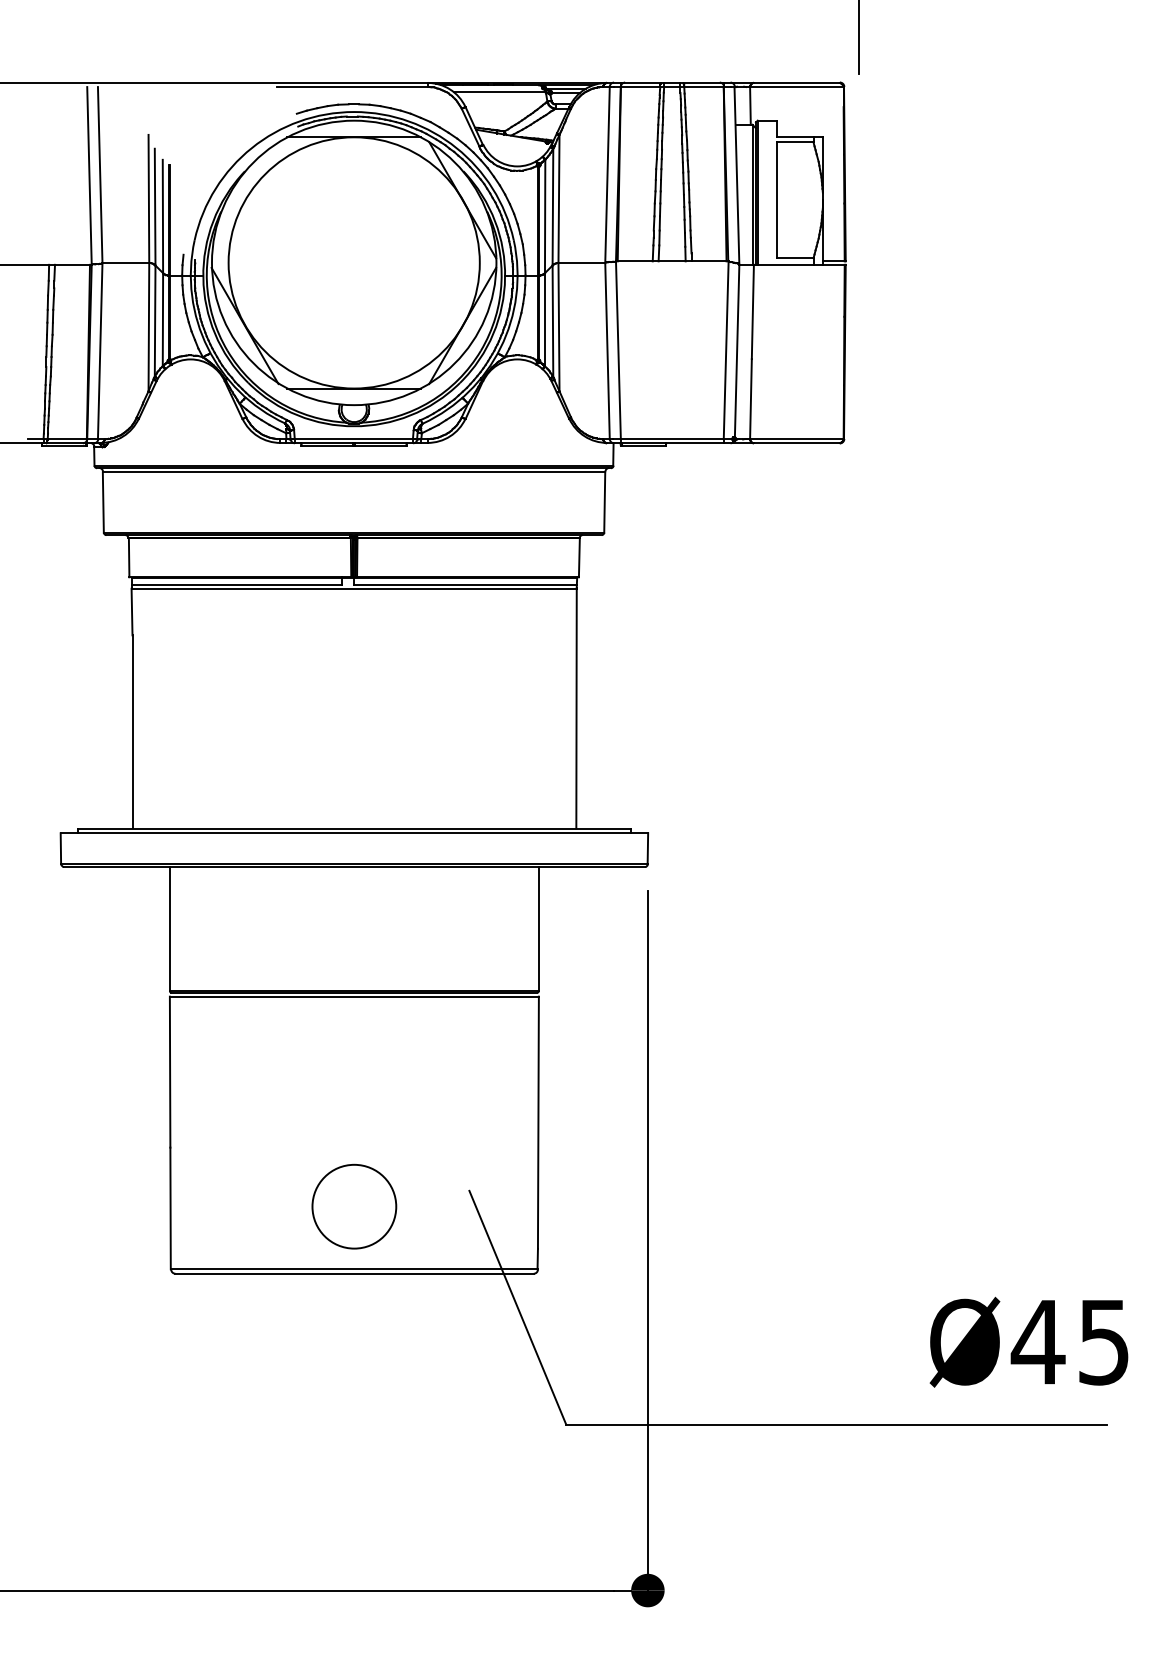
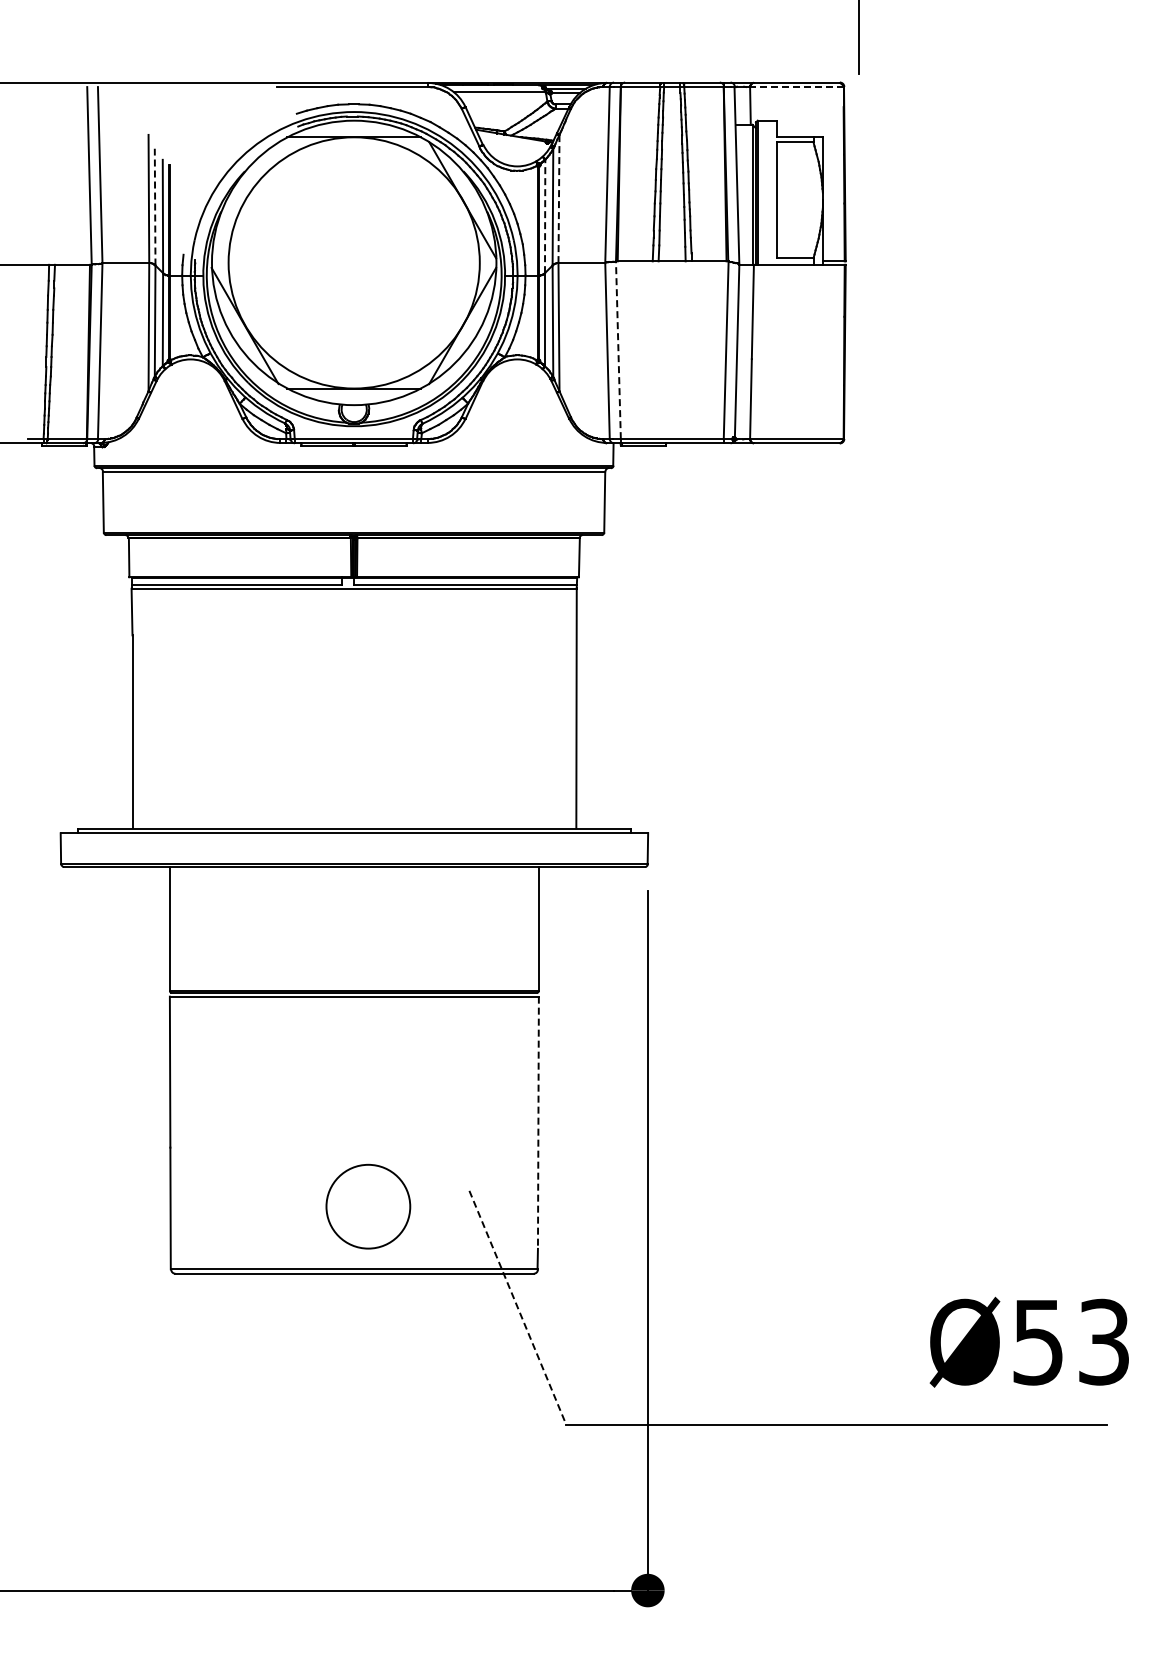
line: solid -> dashed (797, 87)
line: solid -> dashed (559, 198)
line: solid -> dashed (155, 206)
line: solid -> dashed (545, 216)
line: solid -> dashed (618, 350)
line: solid -> dashed (538, 1123)
circle position: (354, 1206) -> (368, 1206) (368, 1206)
line: solid -> dashed (517, 1307)
text: Ø45 -> Ø53 (1069, 1341)
